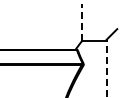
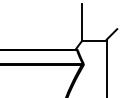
line: dashed -> solid (81, 22)
line: dashed -> solid (106, 68)
